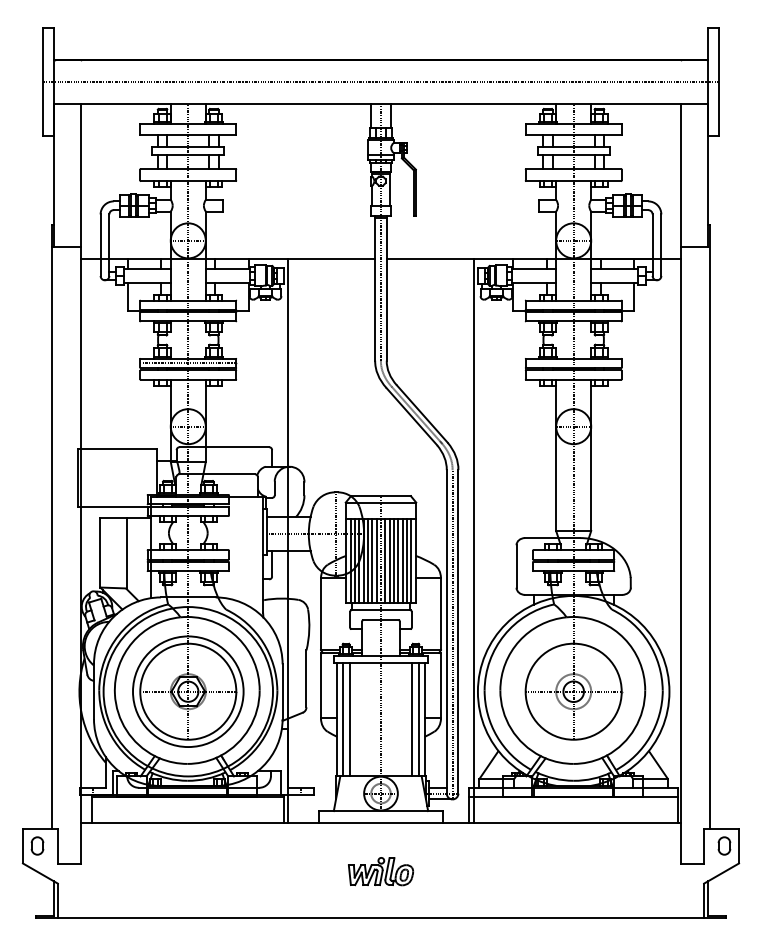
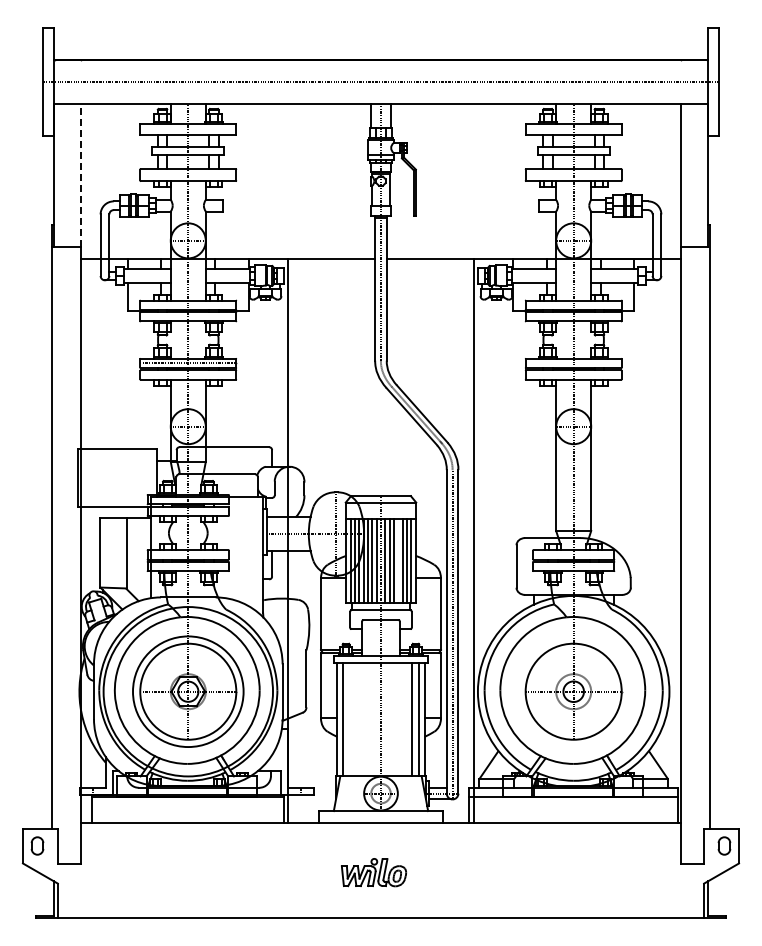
line: solid -> dashed (80, 175)
line: present -> none (398, 560)
line: present -> none (349, 719)
part position: (380, 871) -> (373, 872) (373, 872)
